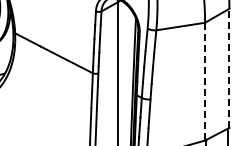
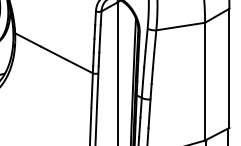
line: dashed -> solid (229, 68)
line: dashed -> solid (205, 81)
